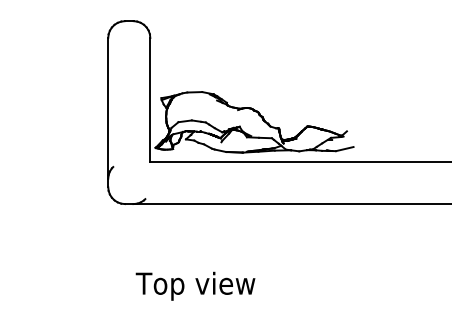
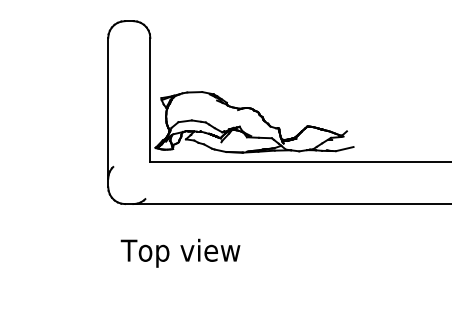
text position: (195, 285) -> (180, 252) (180, 252)
